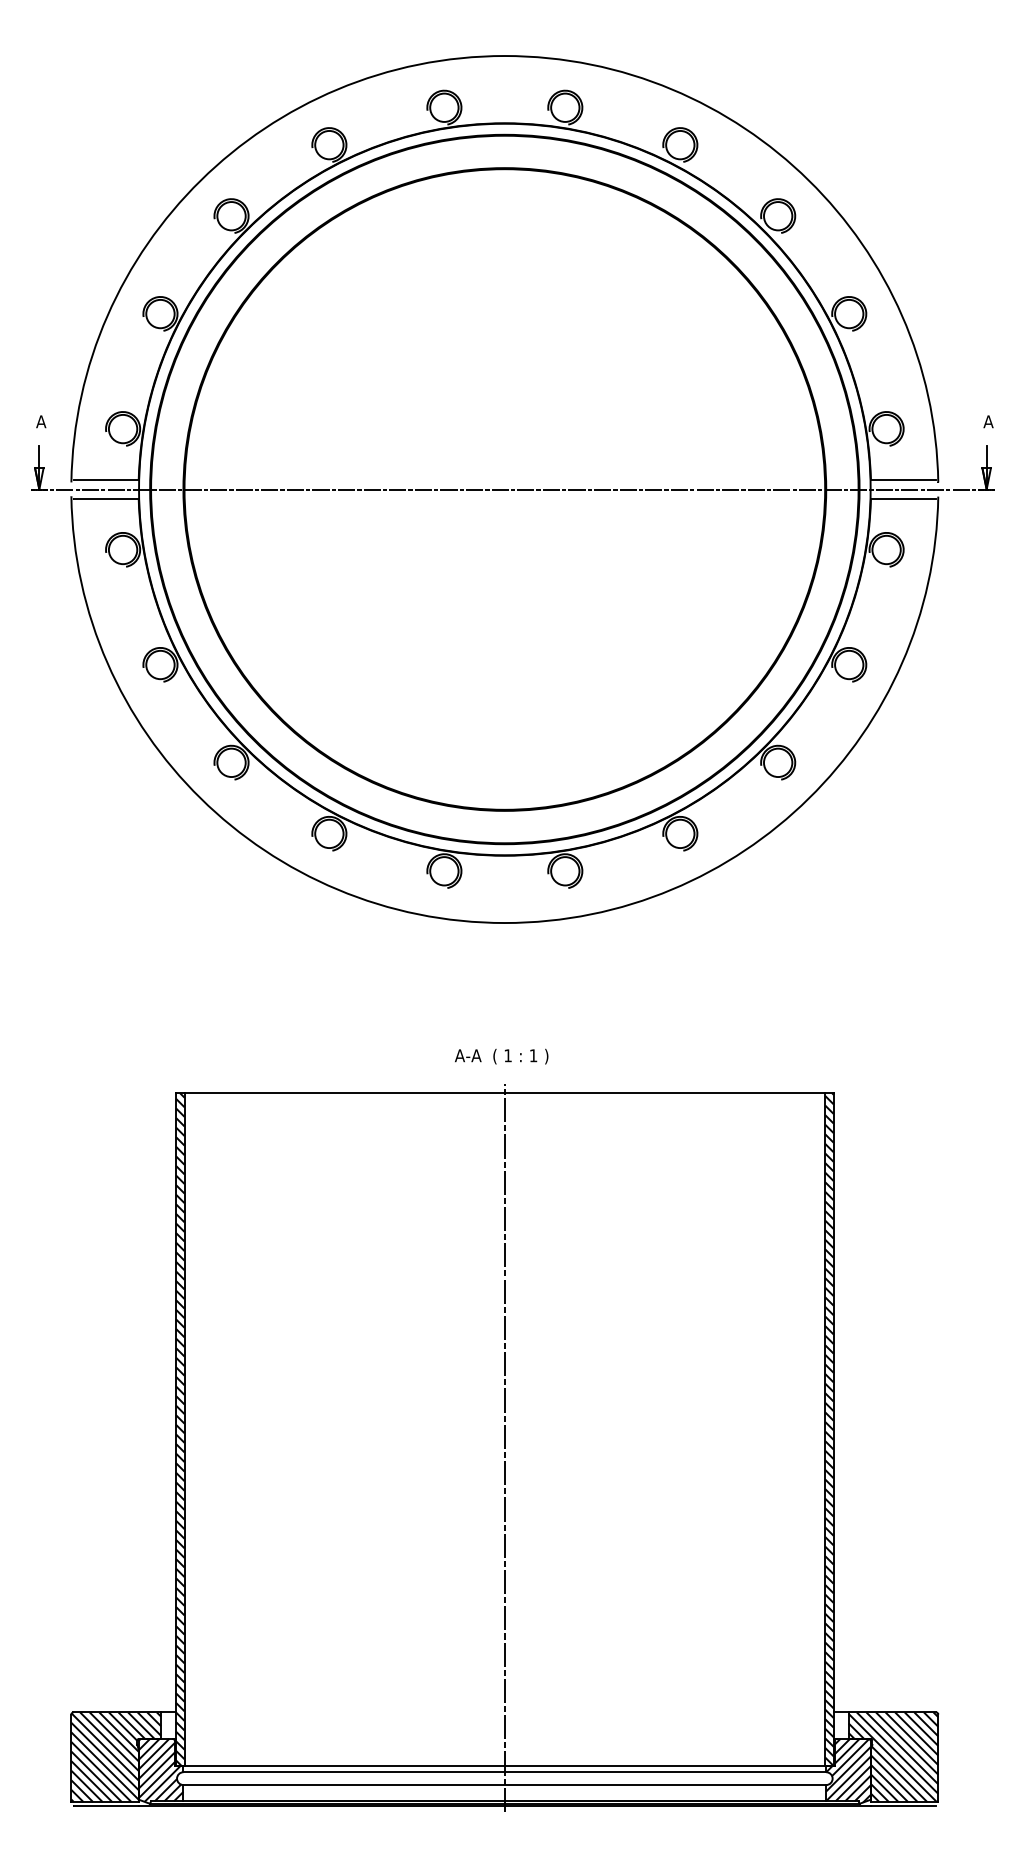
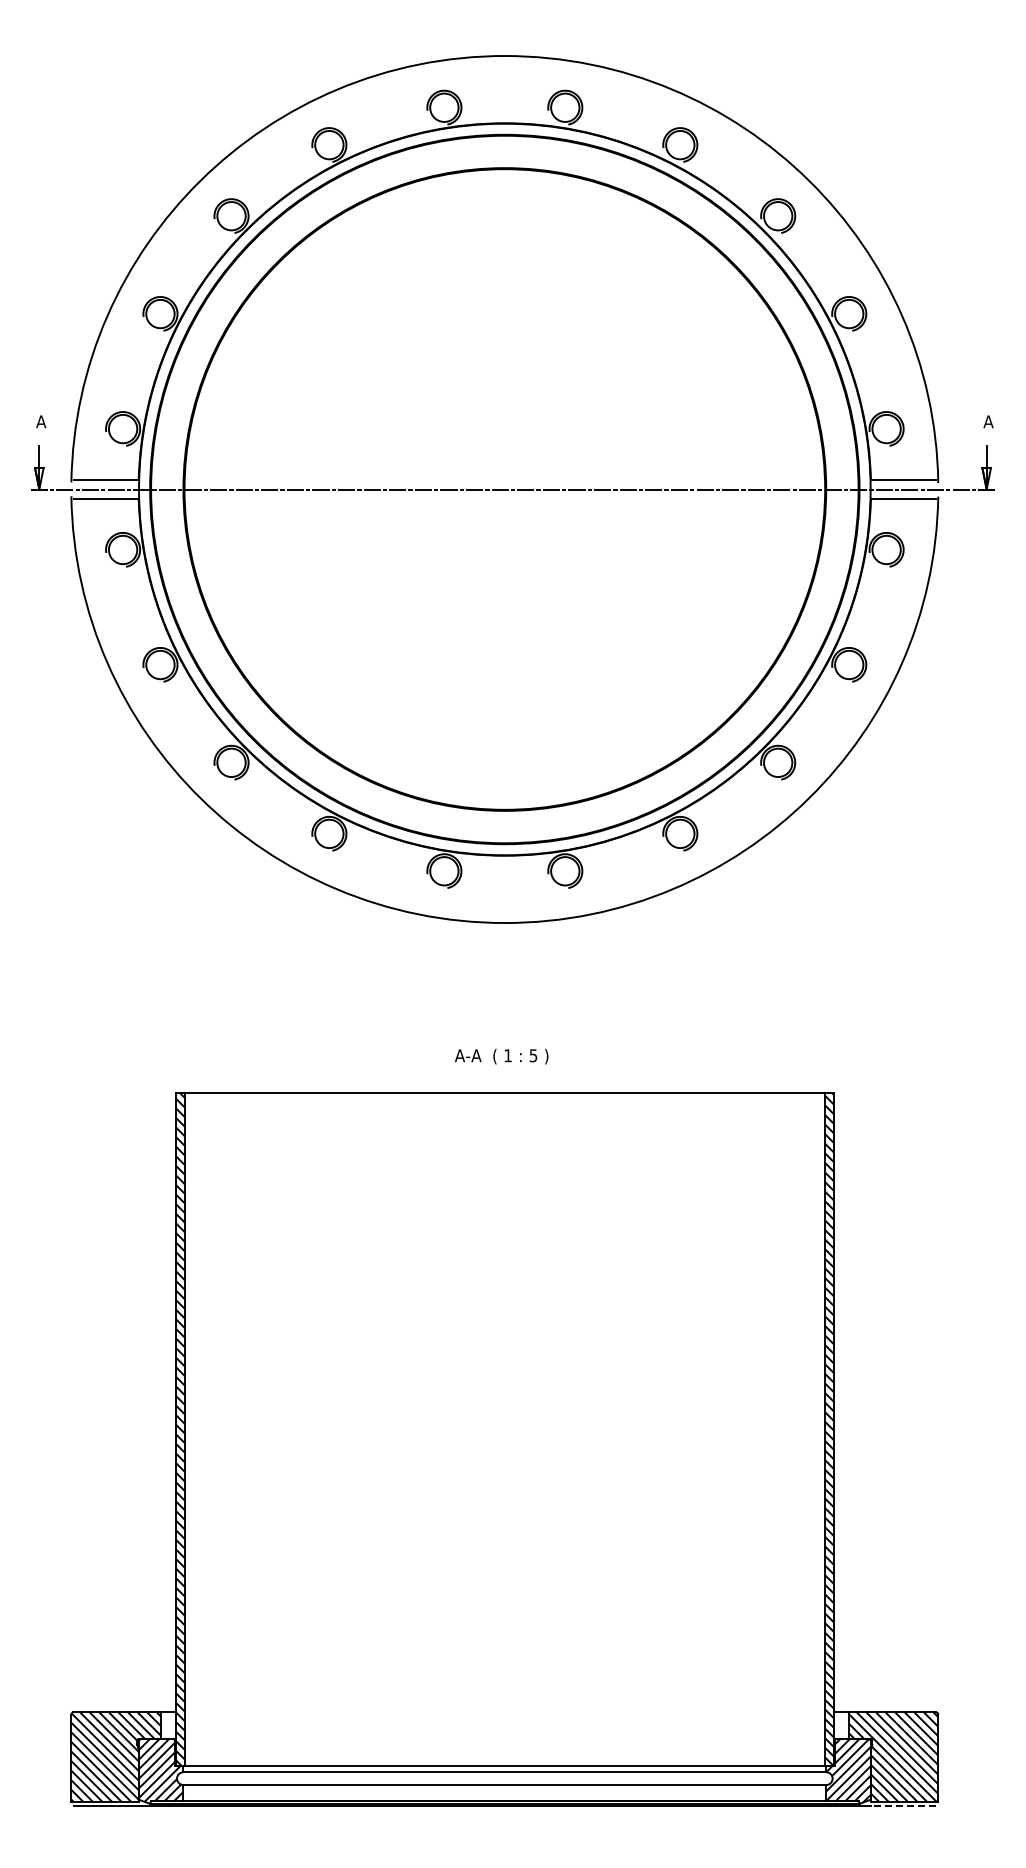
text: 1 -> 5 (533, 1055)
line: present -> none (504, 1447)
line: solid -> dashed (903, 1806)
